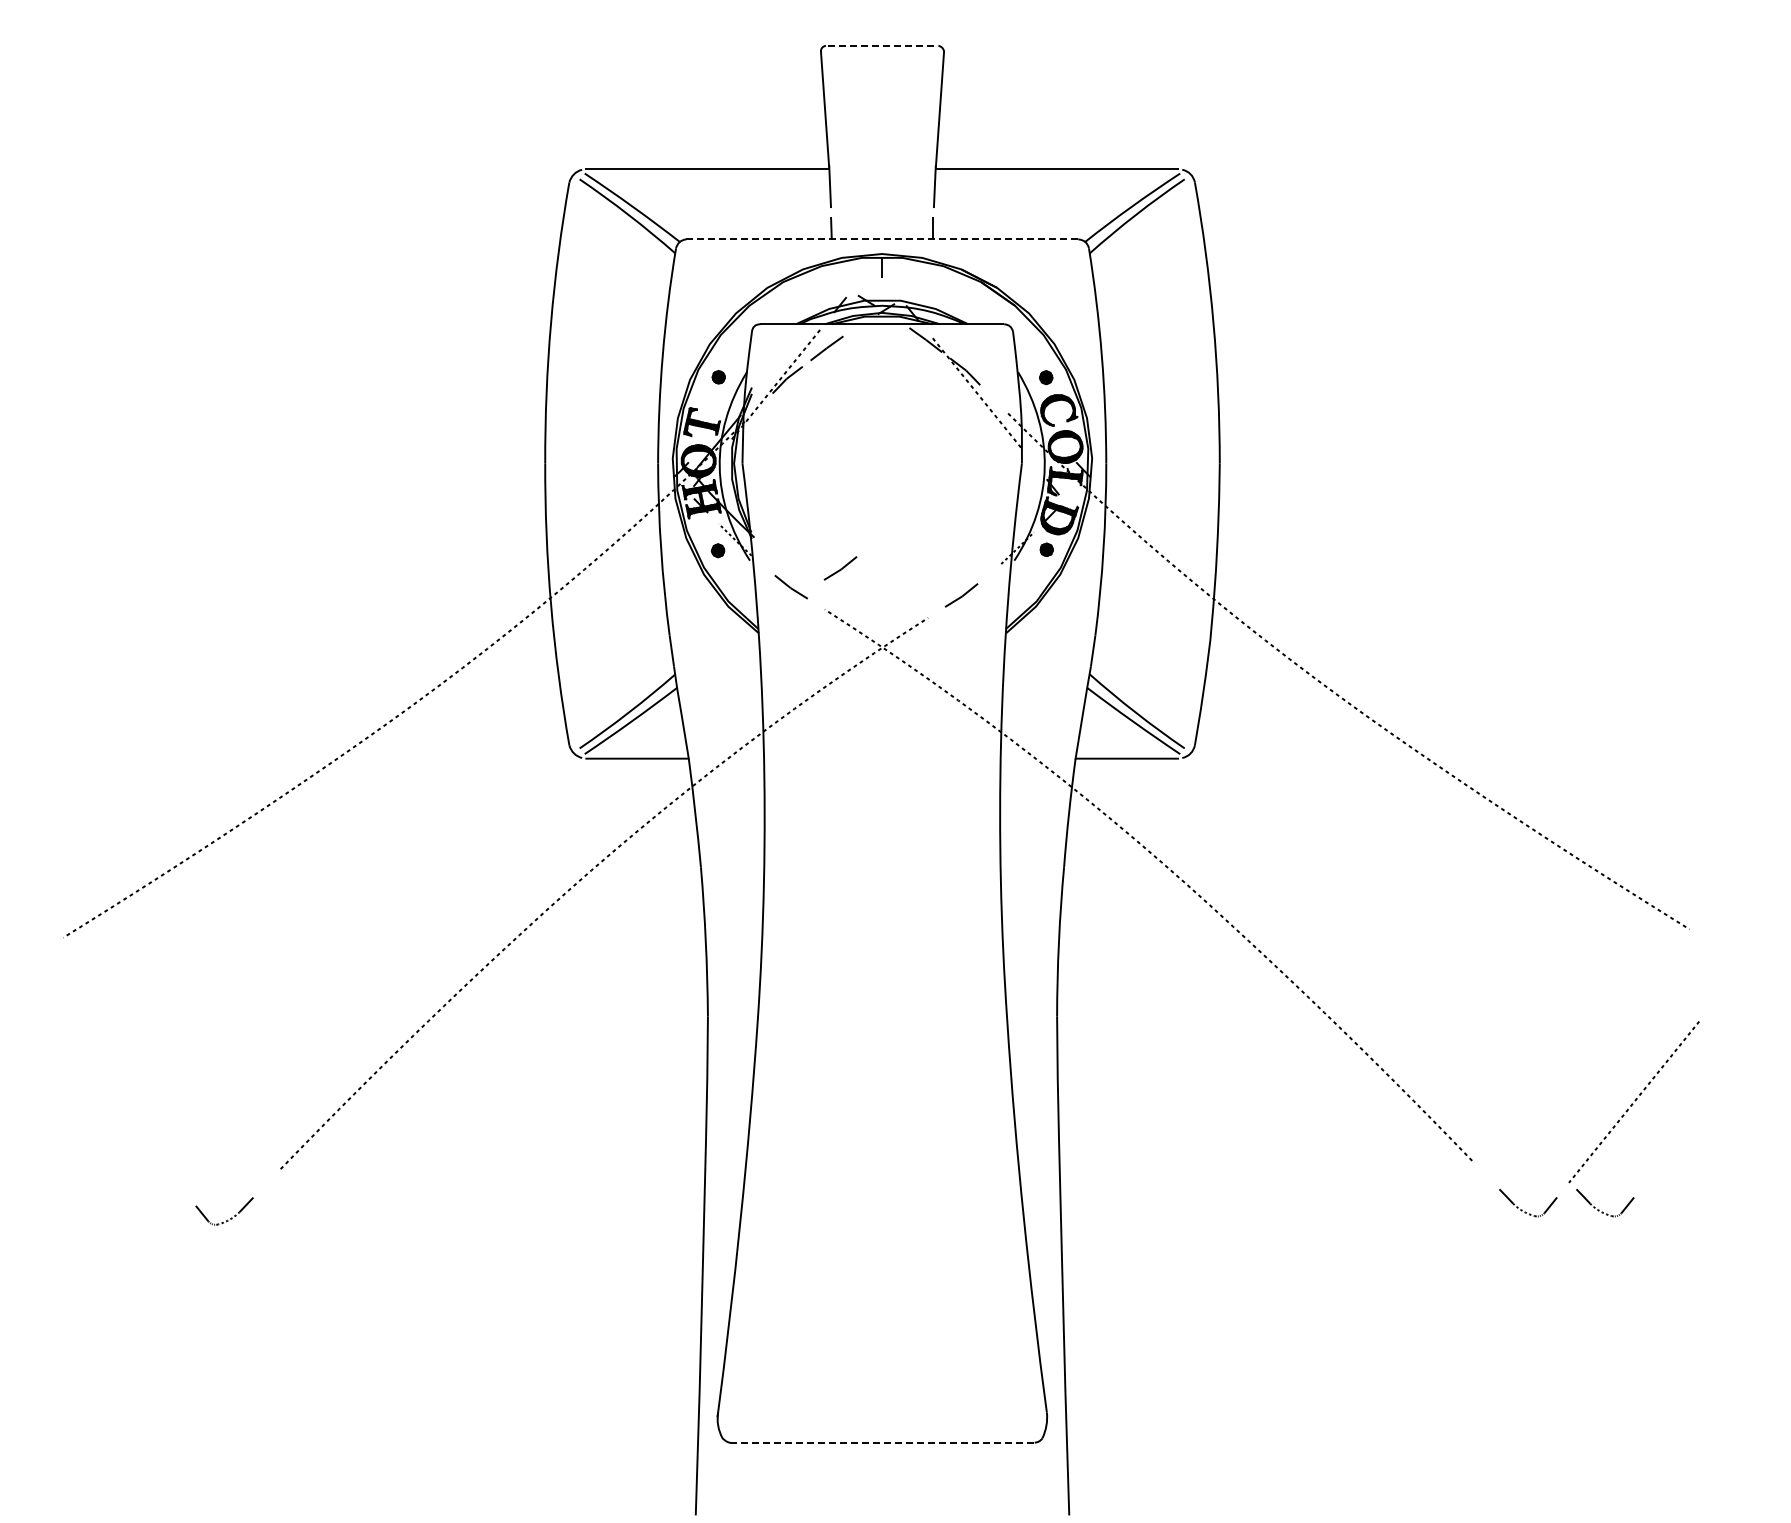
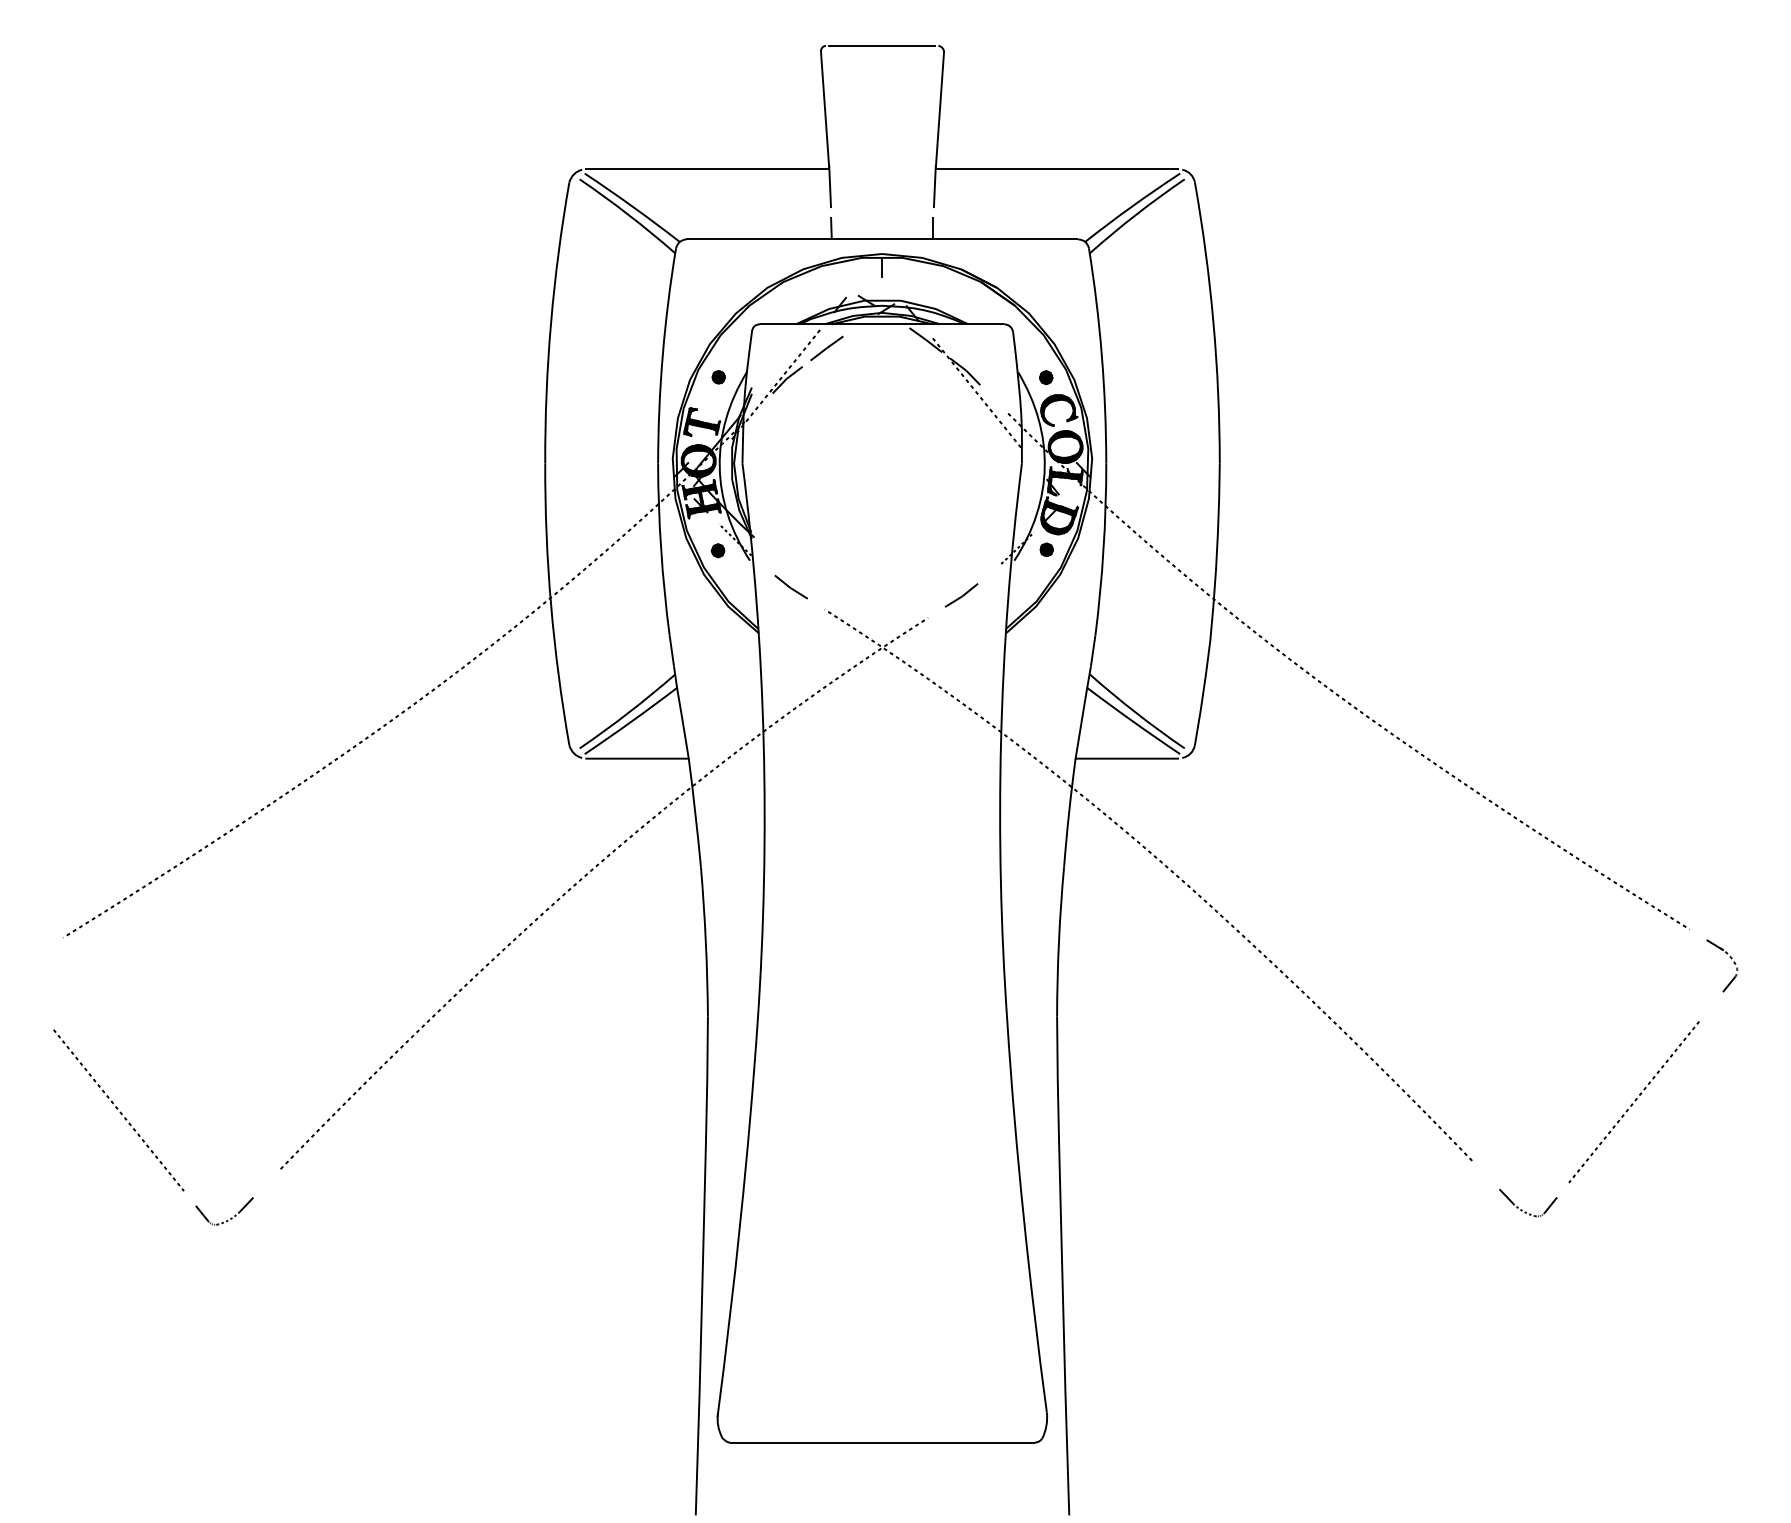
line: dashed -> solid (882, 45)
line: dashed -> solid (882, 239)
part: present -> none (840, 568)
part: none -> present (1729, 957)
line: none -> present (117, 1109)
part: present -> none (1599, 1209)
line: dashed -> solid (883, 1442)
